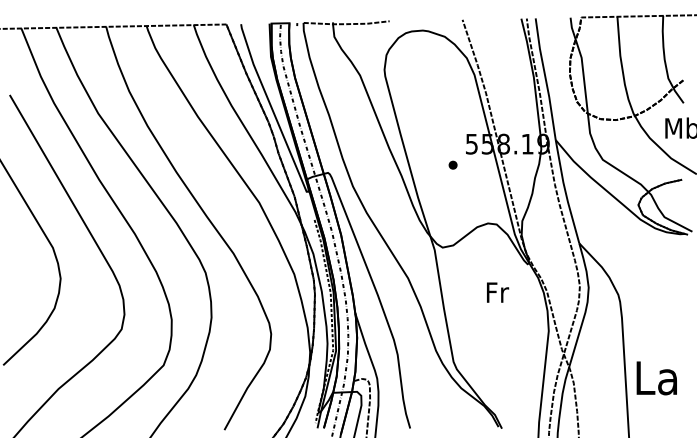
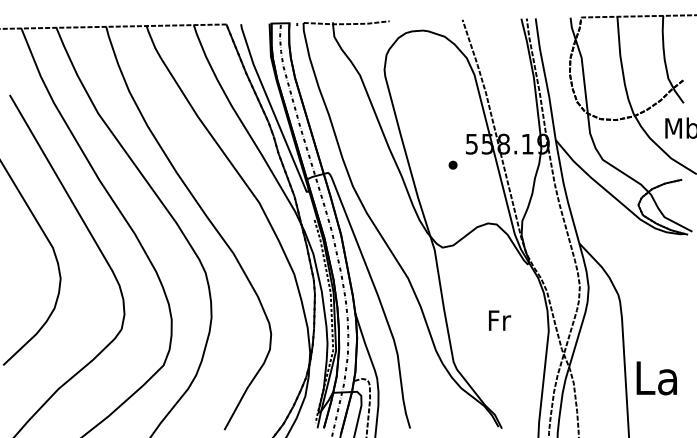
text position: (498, 292) -> (500, 320) (500, 320)
